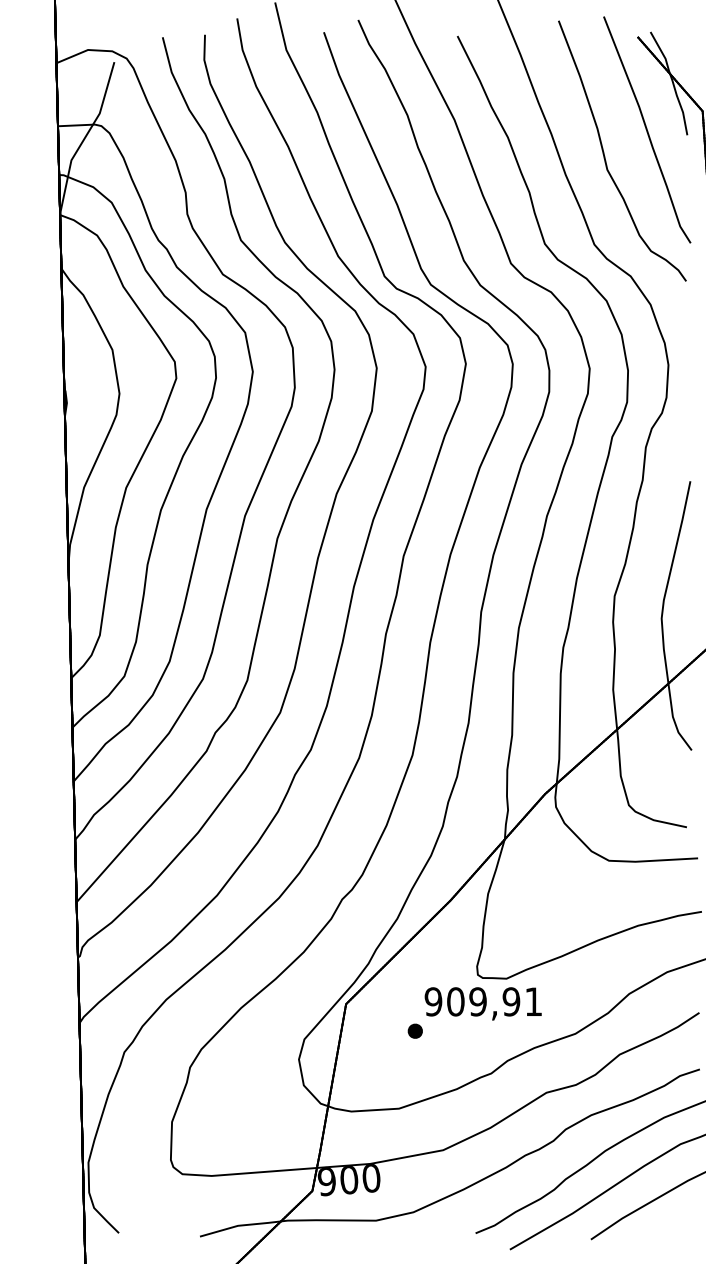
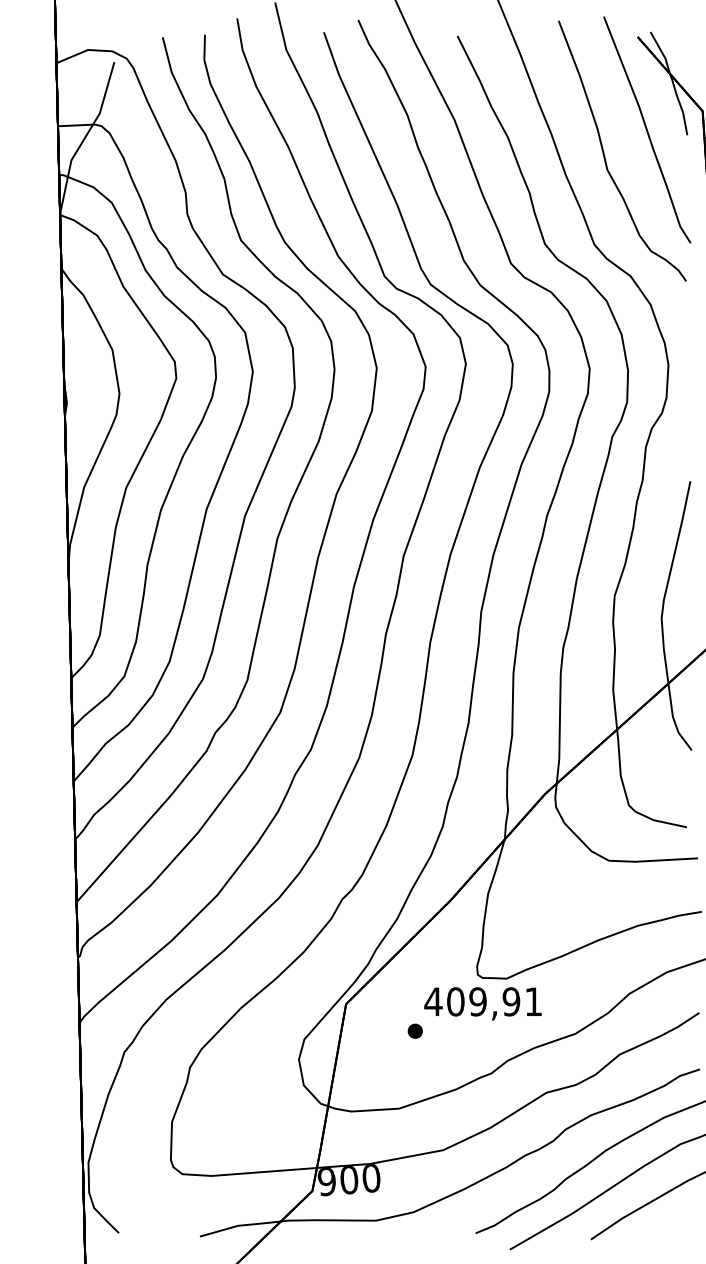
text: 909,91 -> 409,91 (433, 1001)
